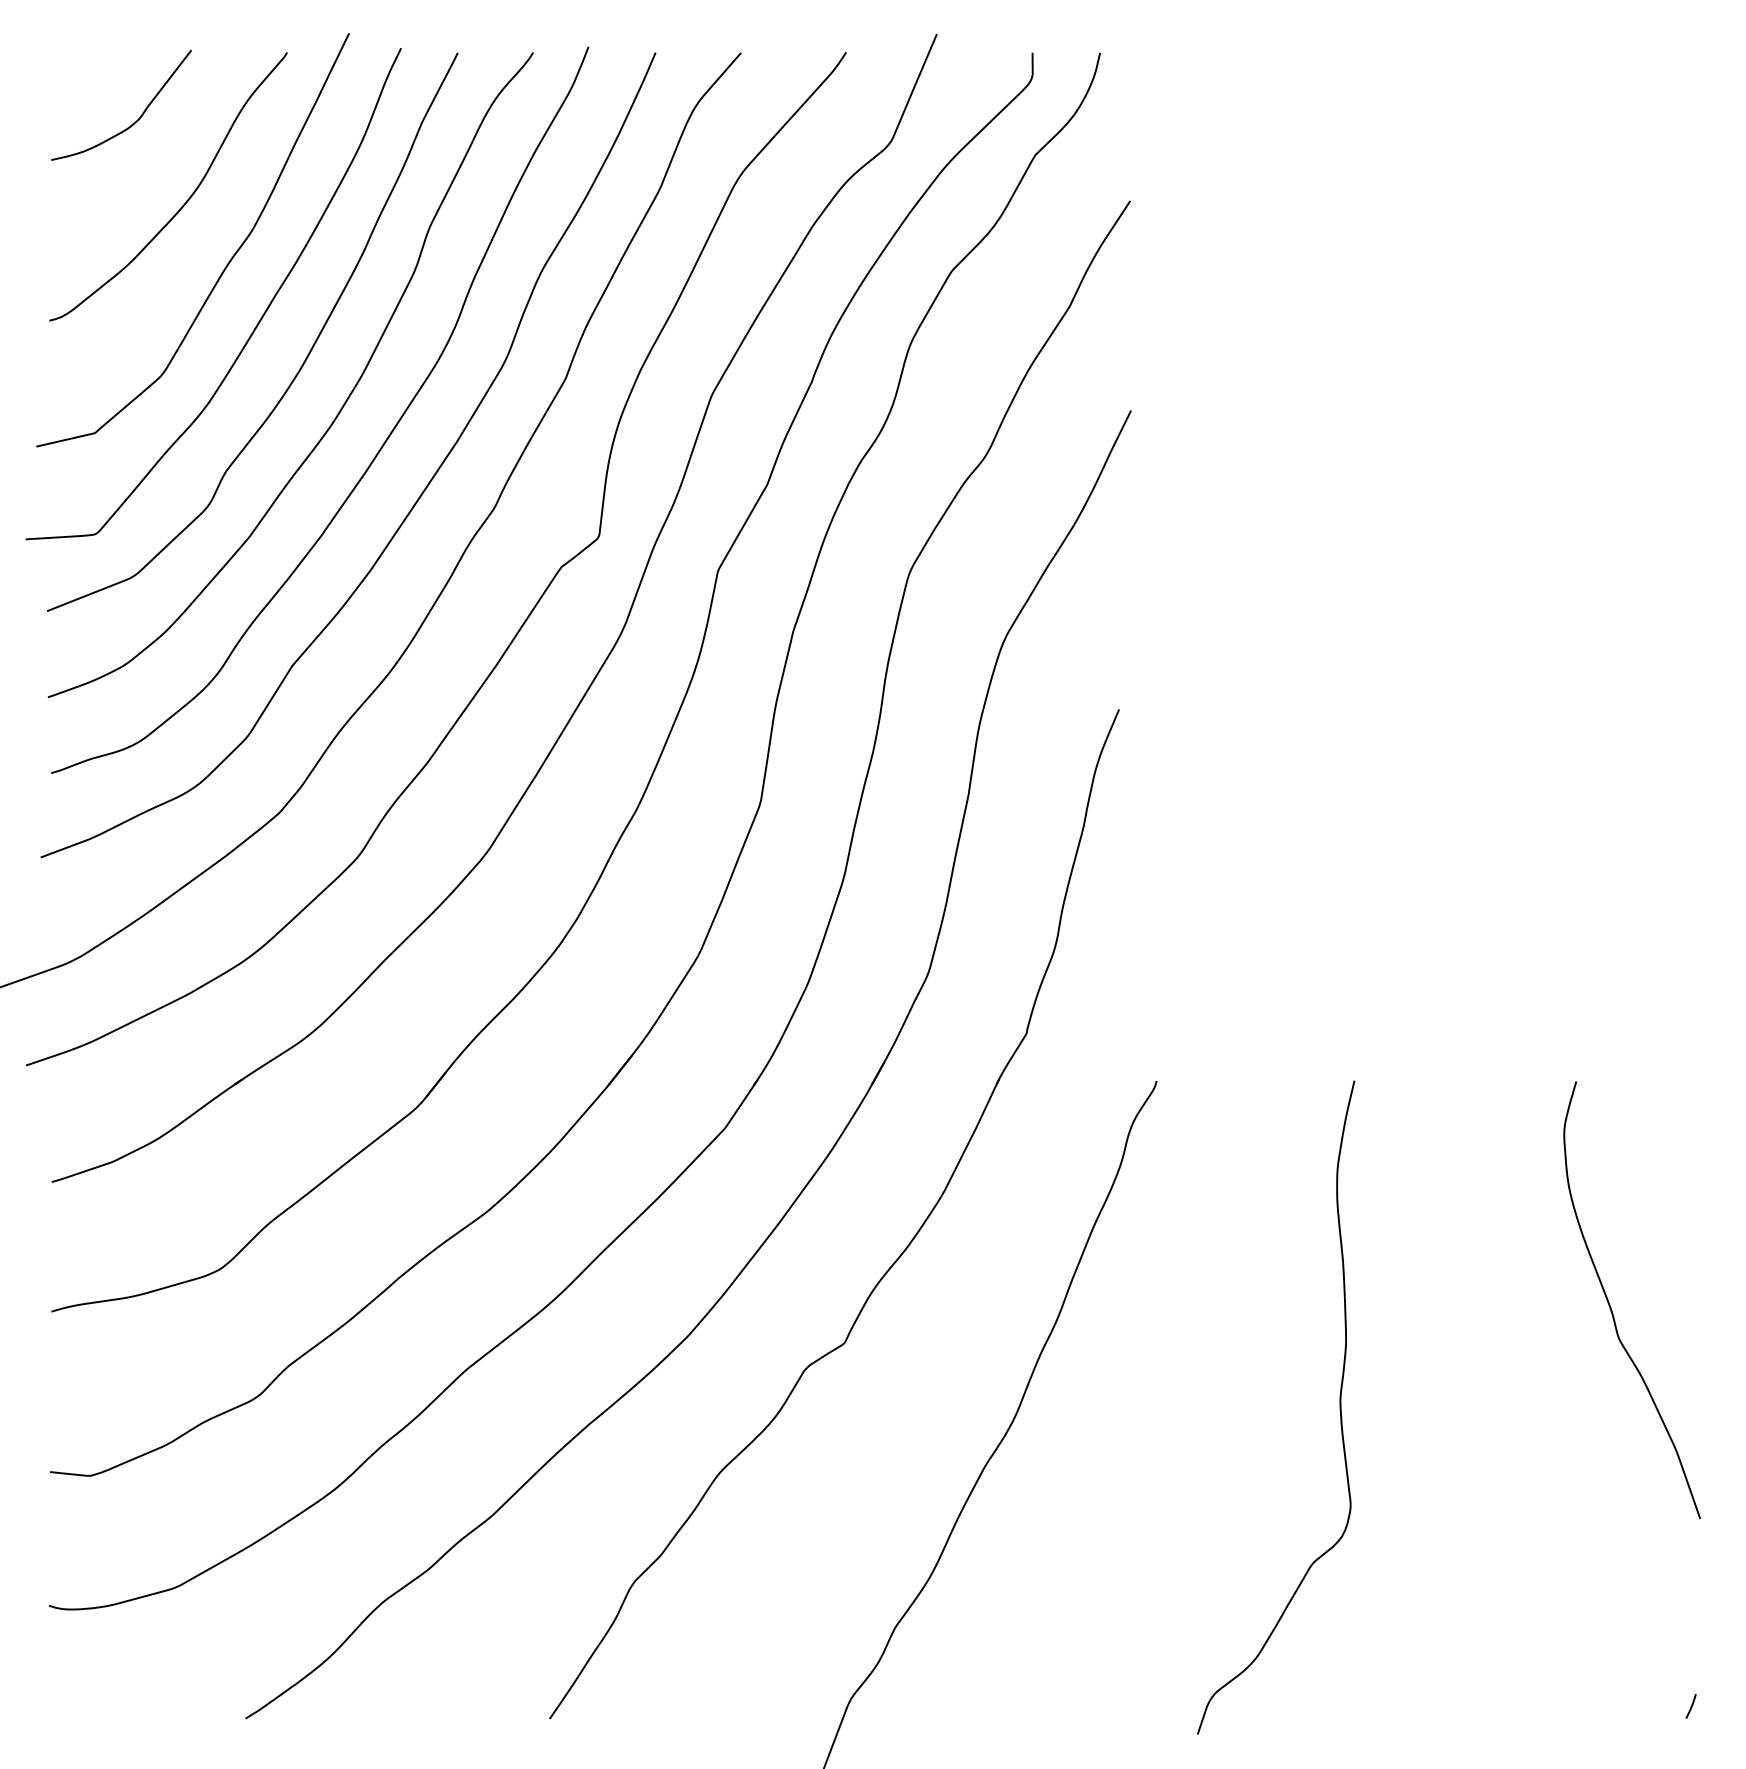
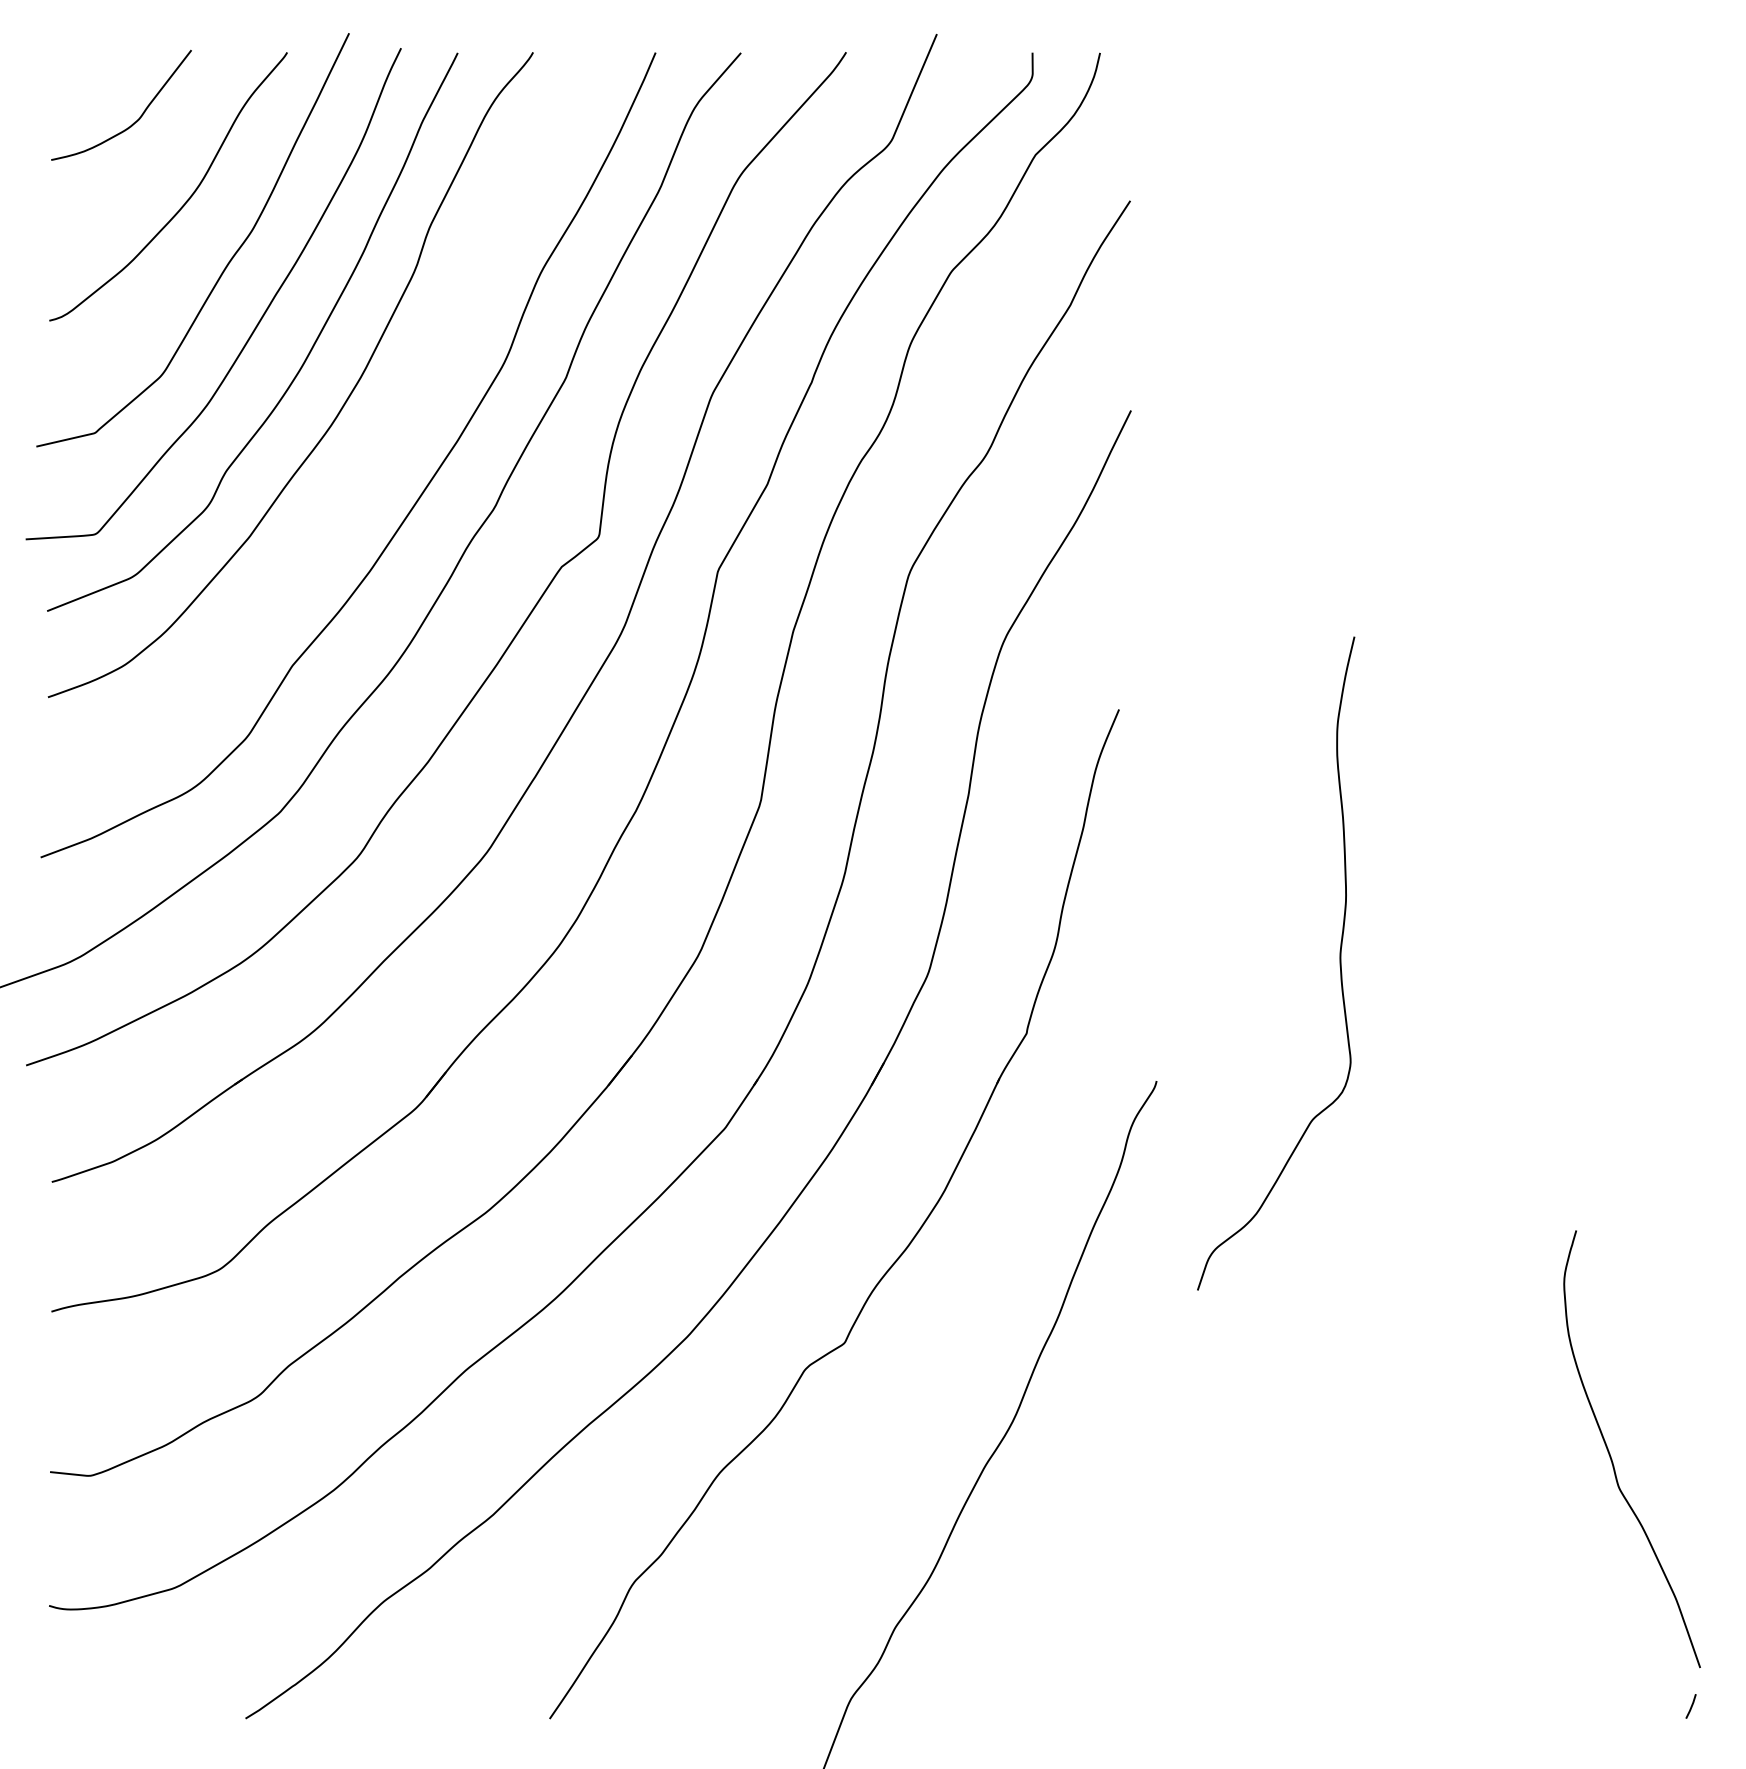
curve: present -> none (380, 447)
curve position: (1611, 1307) -> (1611, 1456) (1611, 1456)
curve position: (1339, 1407) -> (1339, 963) (1339, 963)
